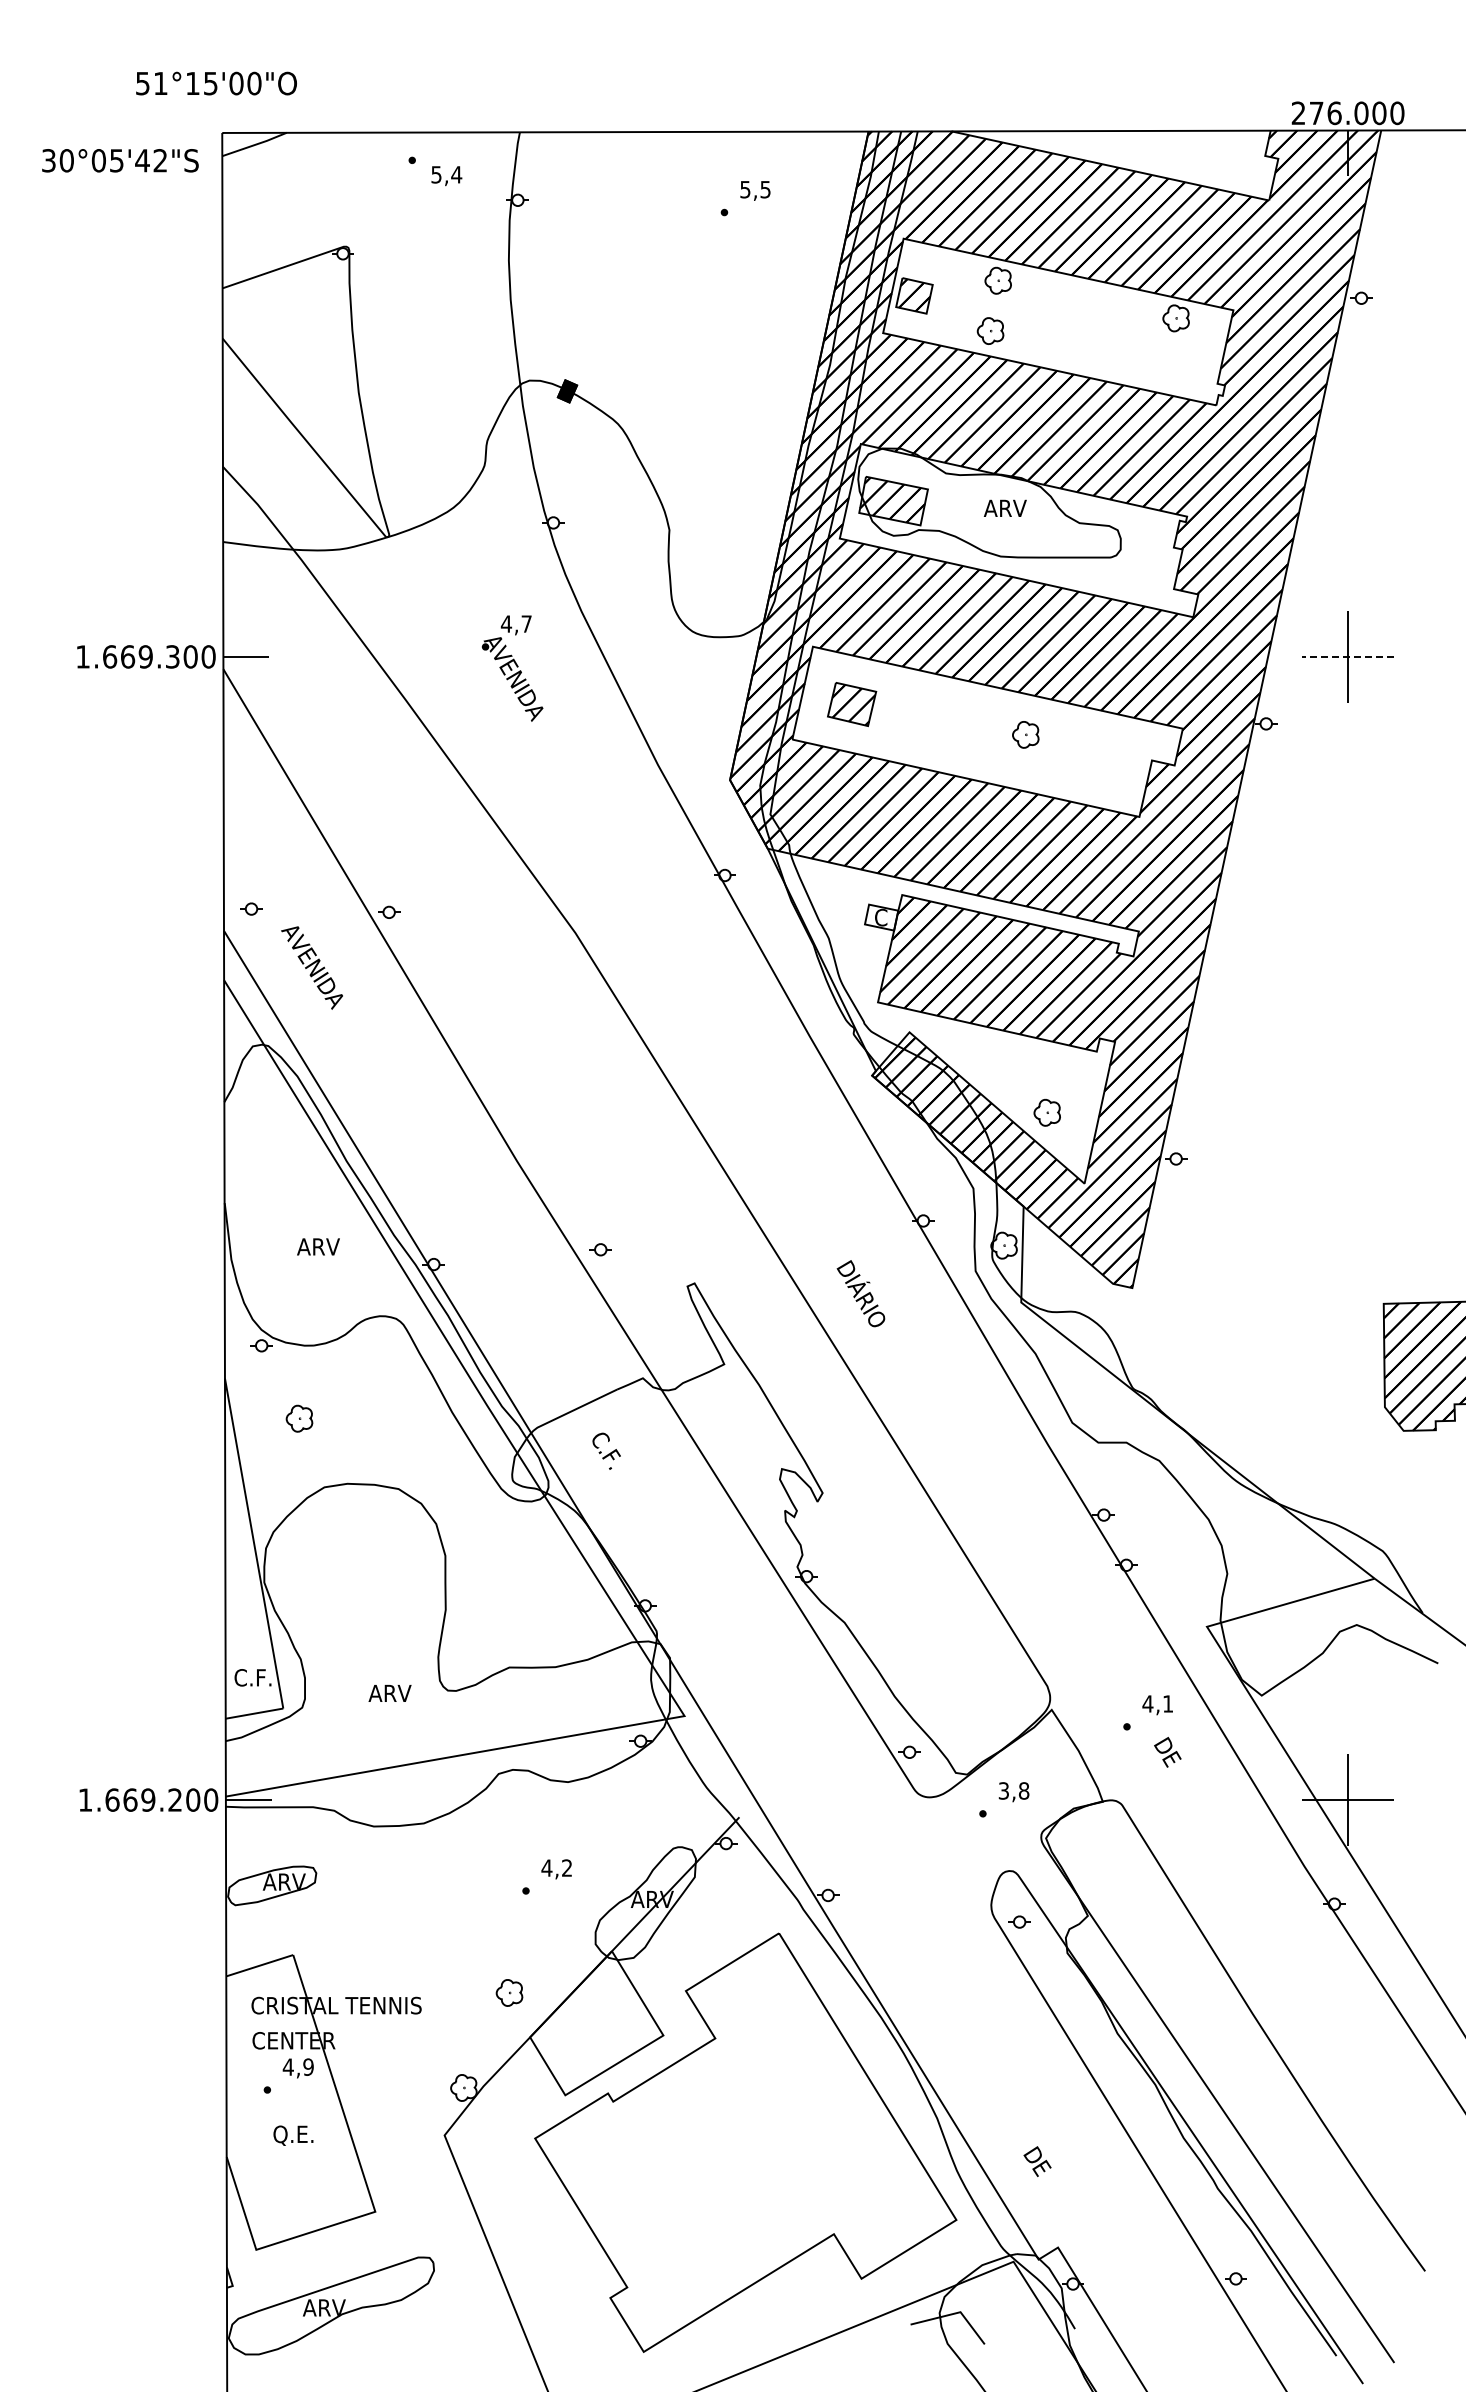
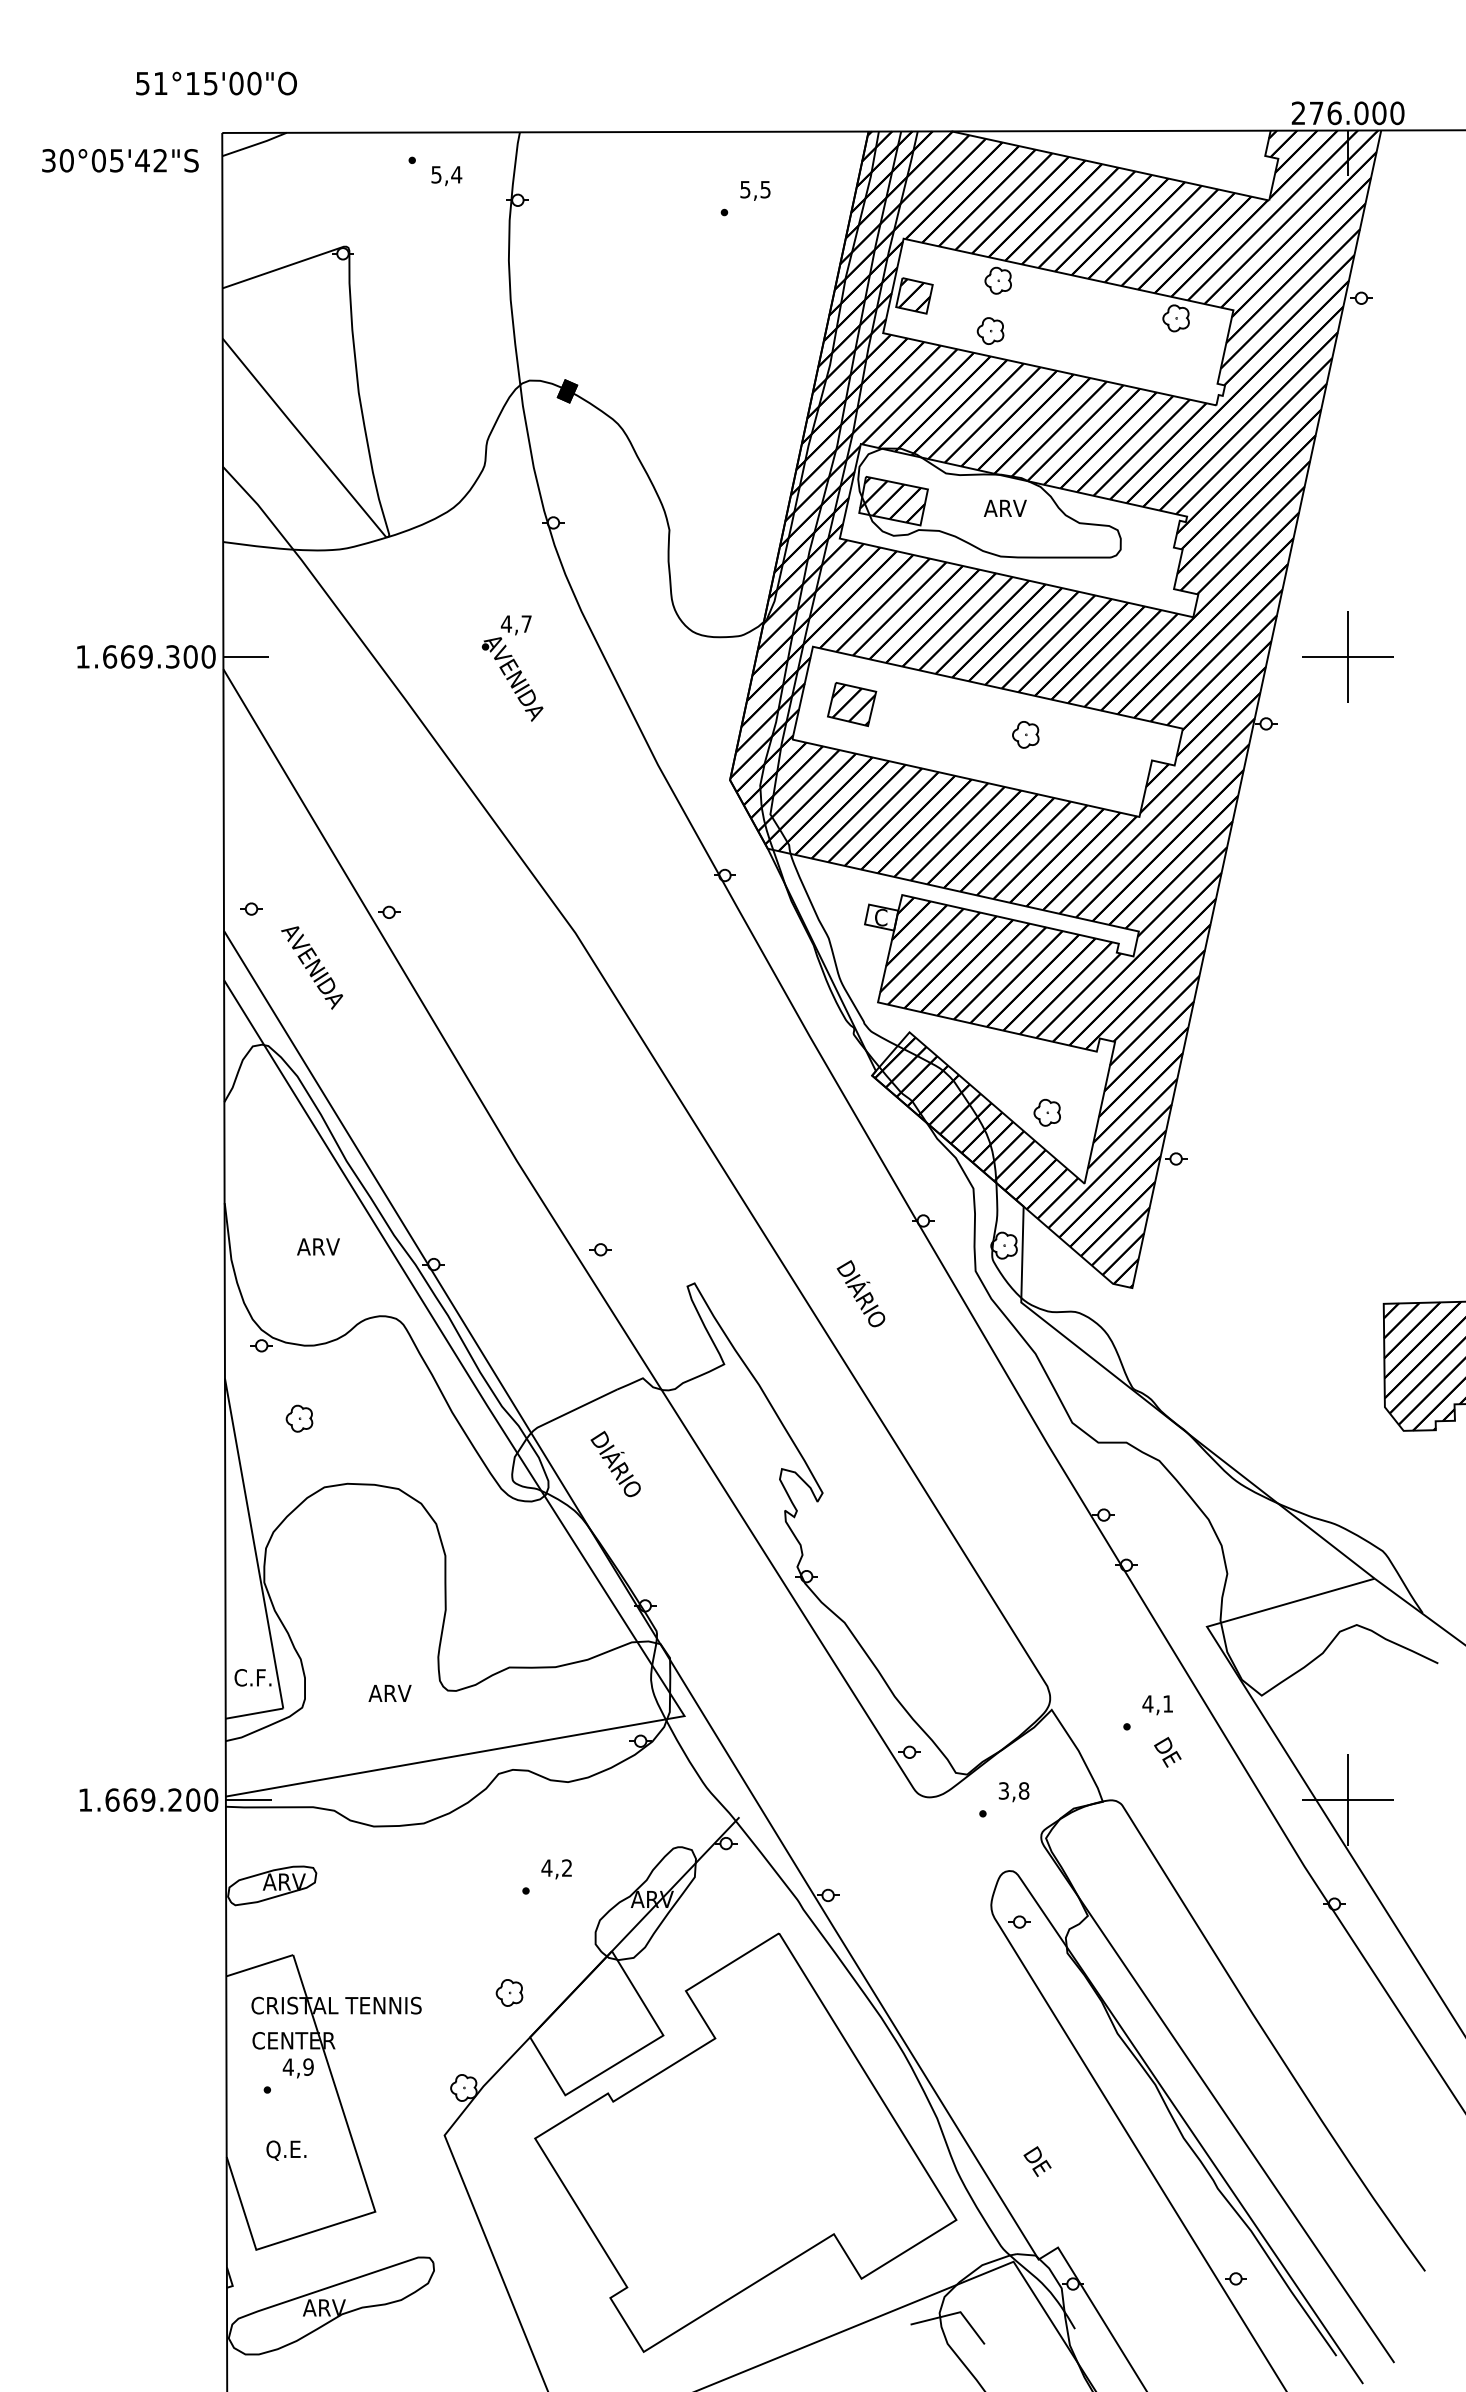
line: dashed -> solid (1348, 656)
text: C.F. -> DIÁRIO (615, 1463)
text position: (293, 2135) -> (286, 2150) (286, 2150)
